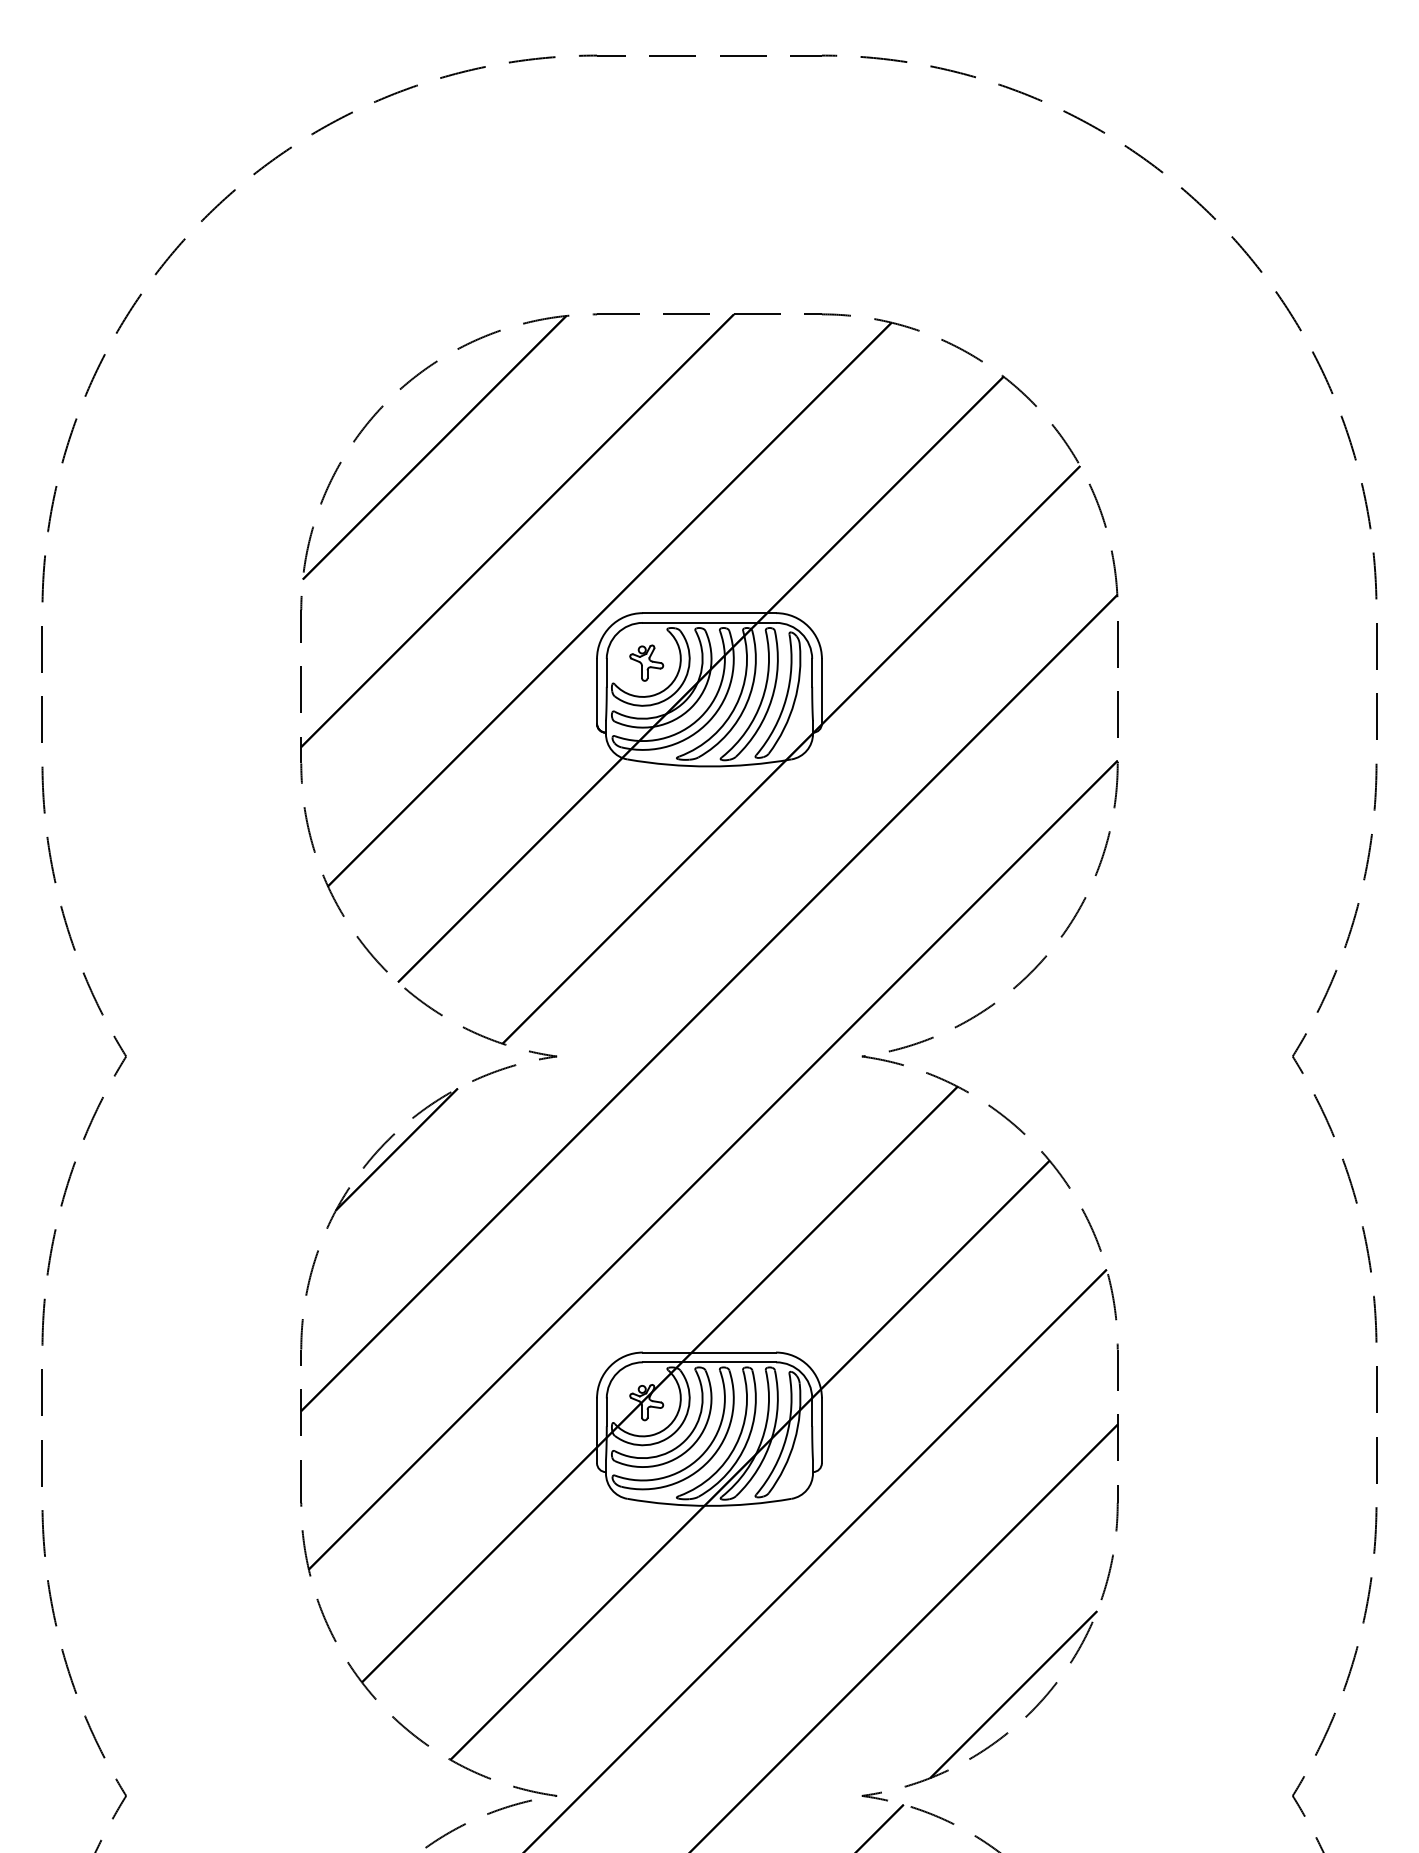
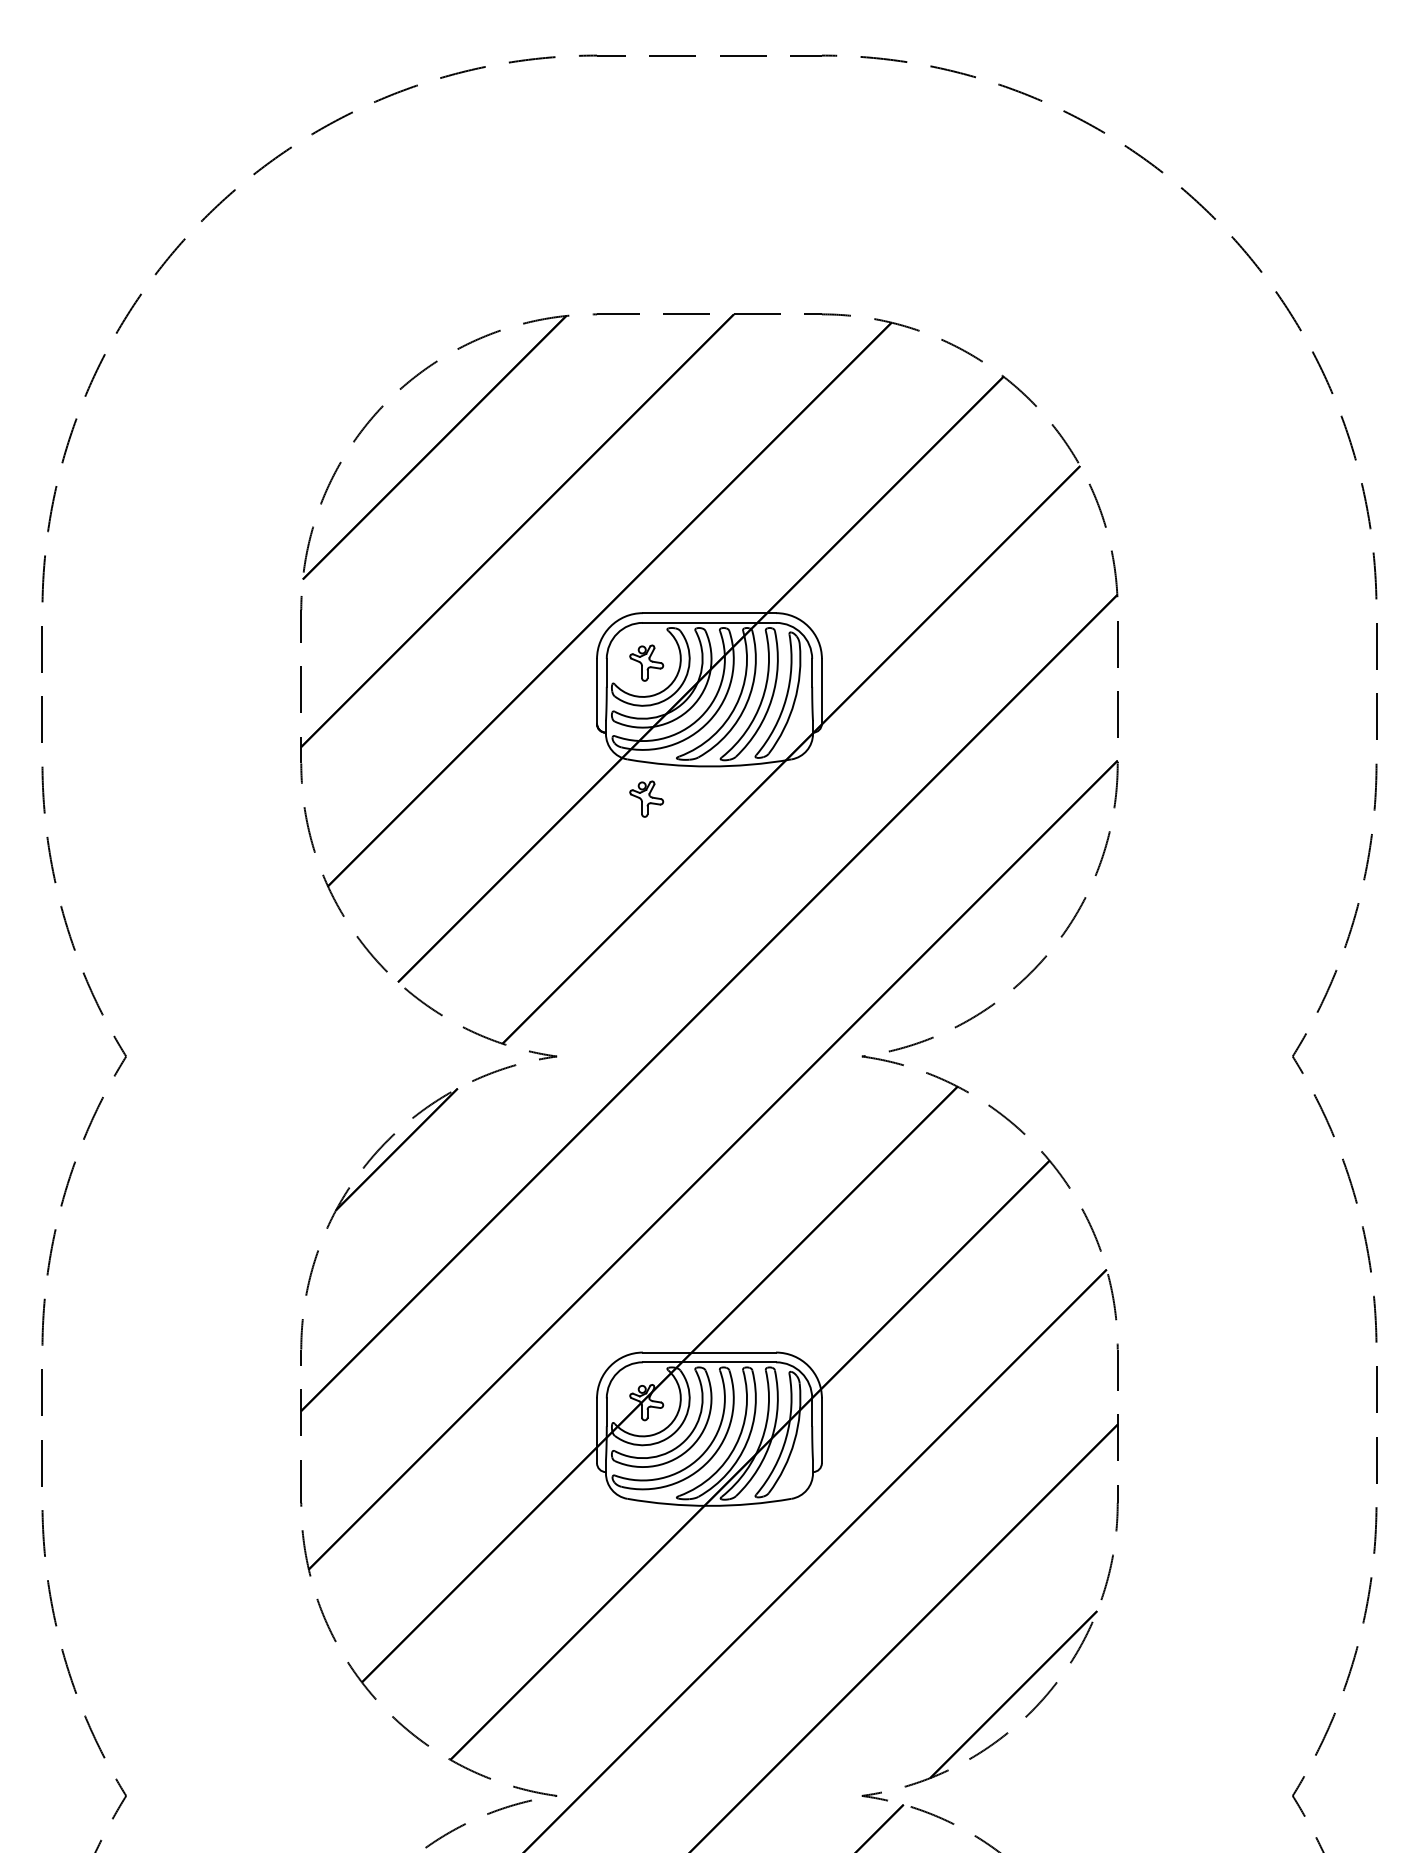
part: none -> present (646, 798)
